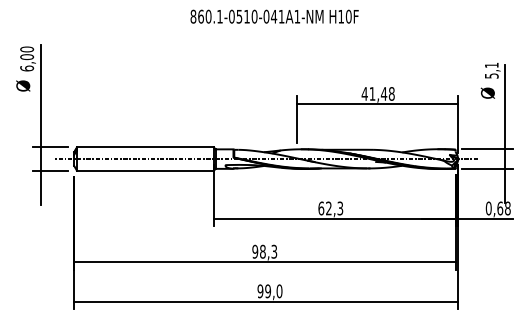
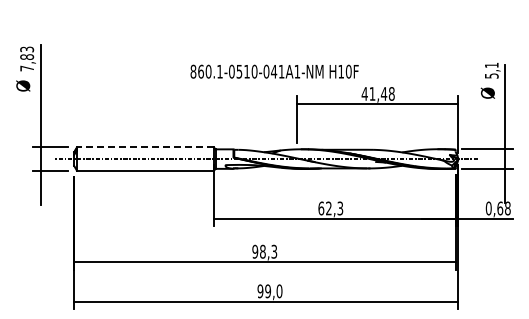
text position: (274, 16) -> (274, 71) (274, 71)
text: 6,00 -> 7,83 (27, 58)
line: solid -> dashed (144, 147)
